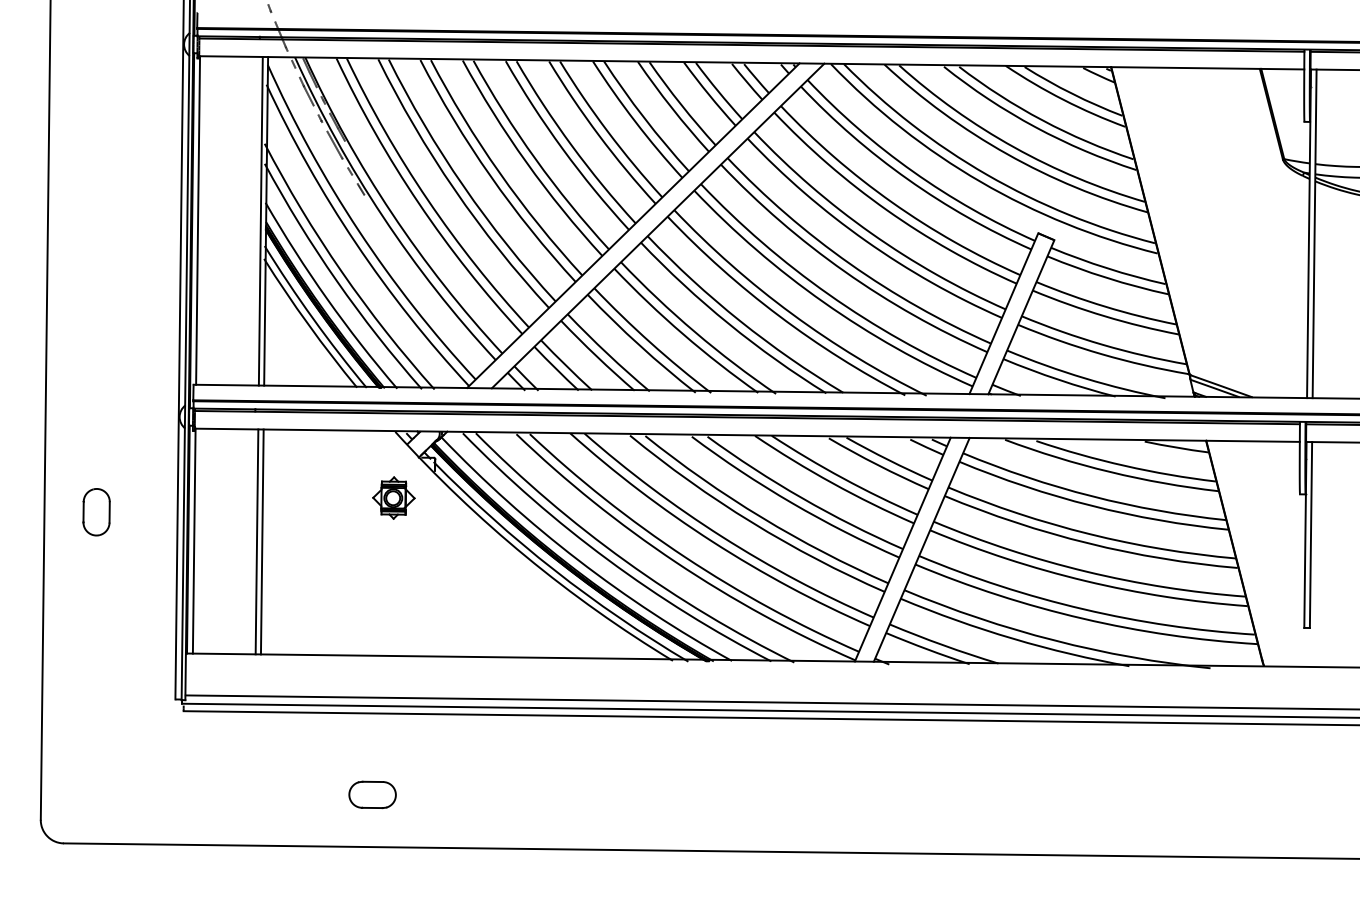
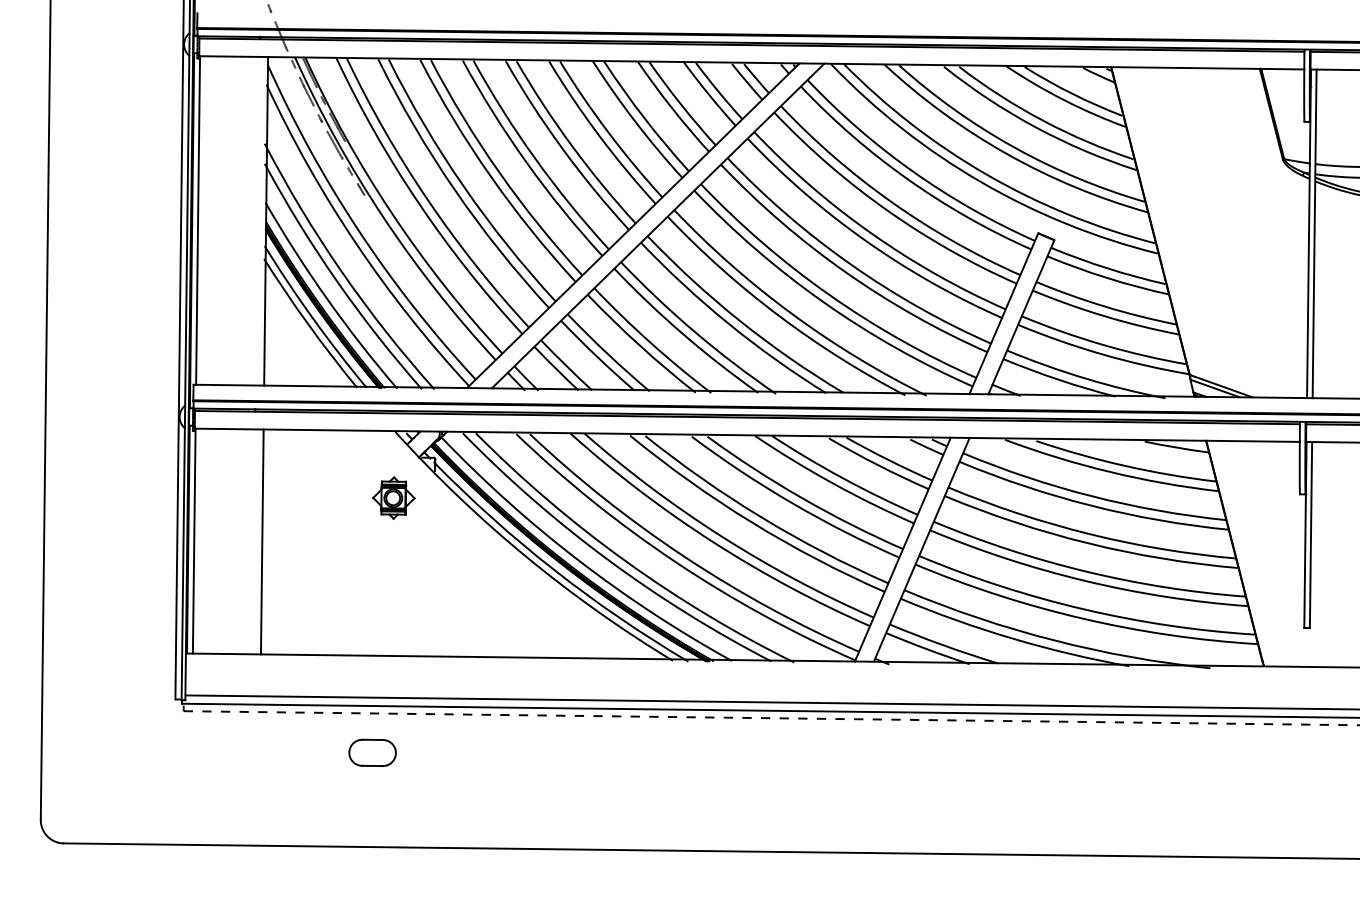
line: present -> none (260, 220)
part: present -> none (96, 512)
line: present -> none (256, 541)
line: solid -> dashed (771, 718)
part position: (372, 794) -> (372, 752) (372, 752)
